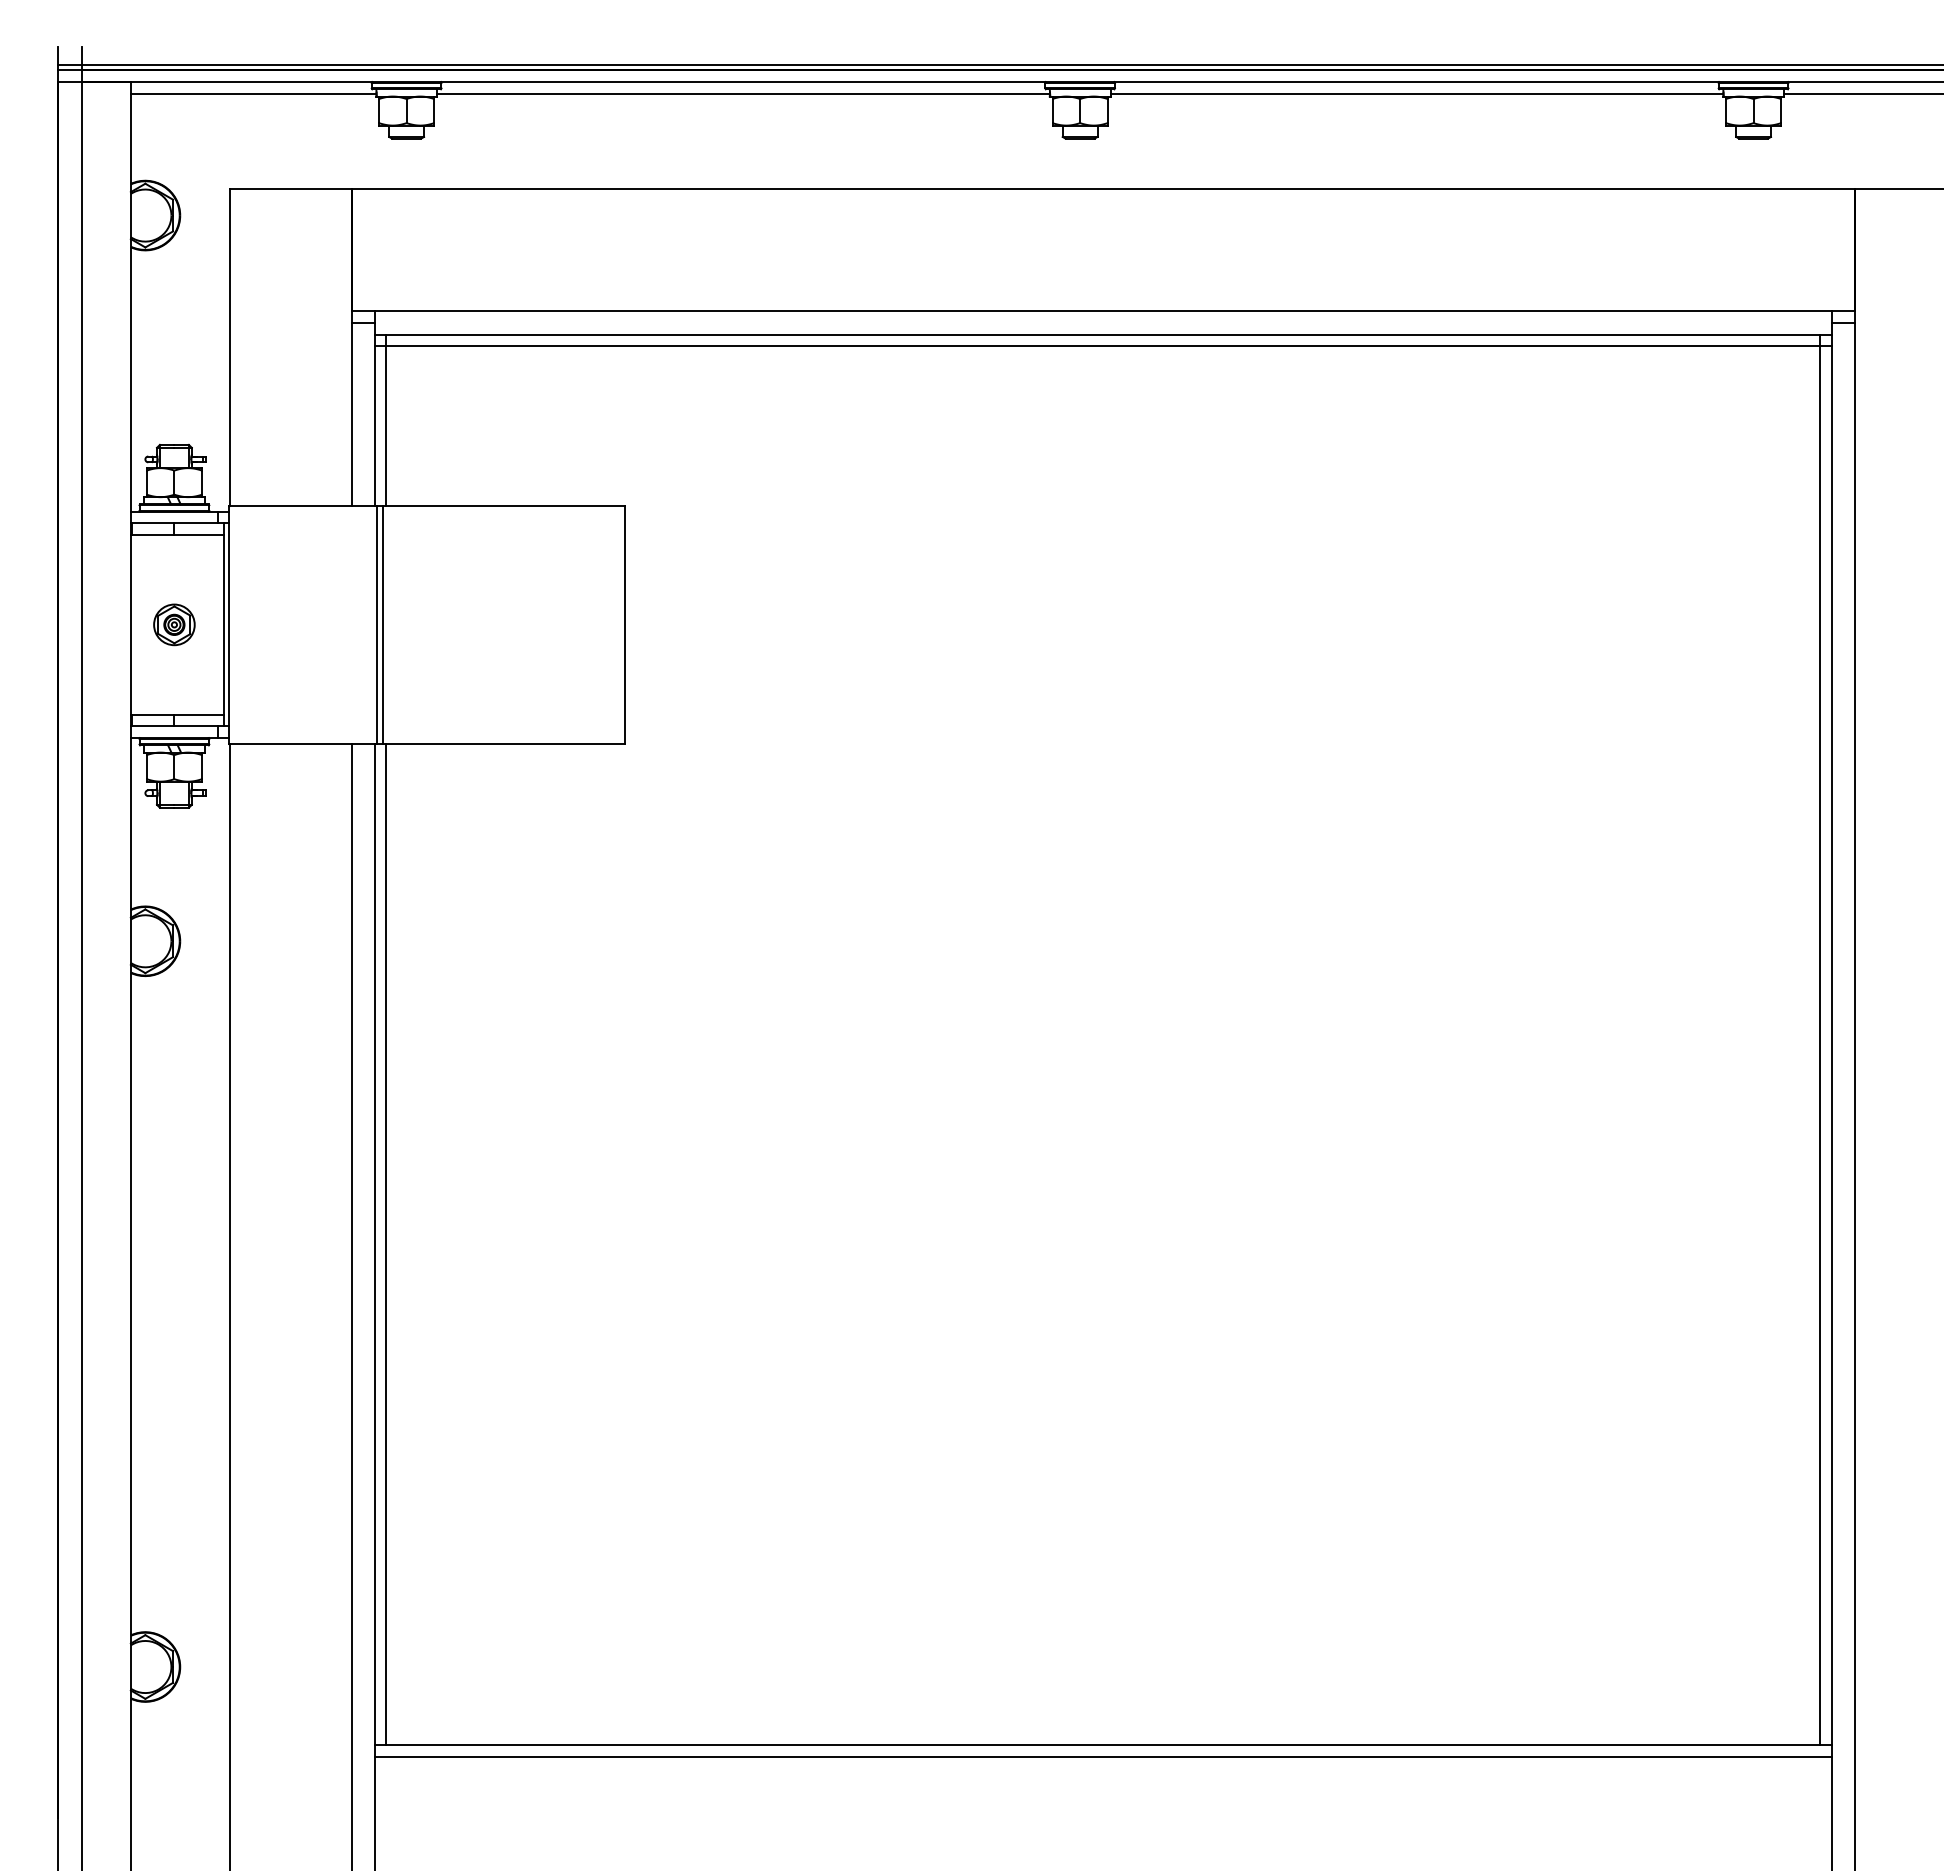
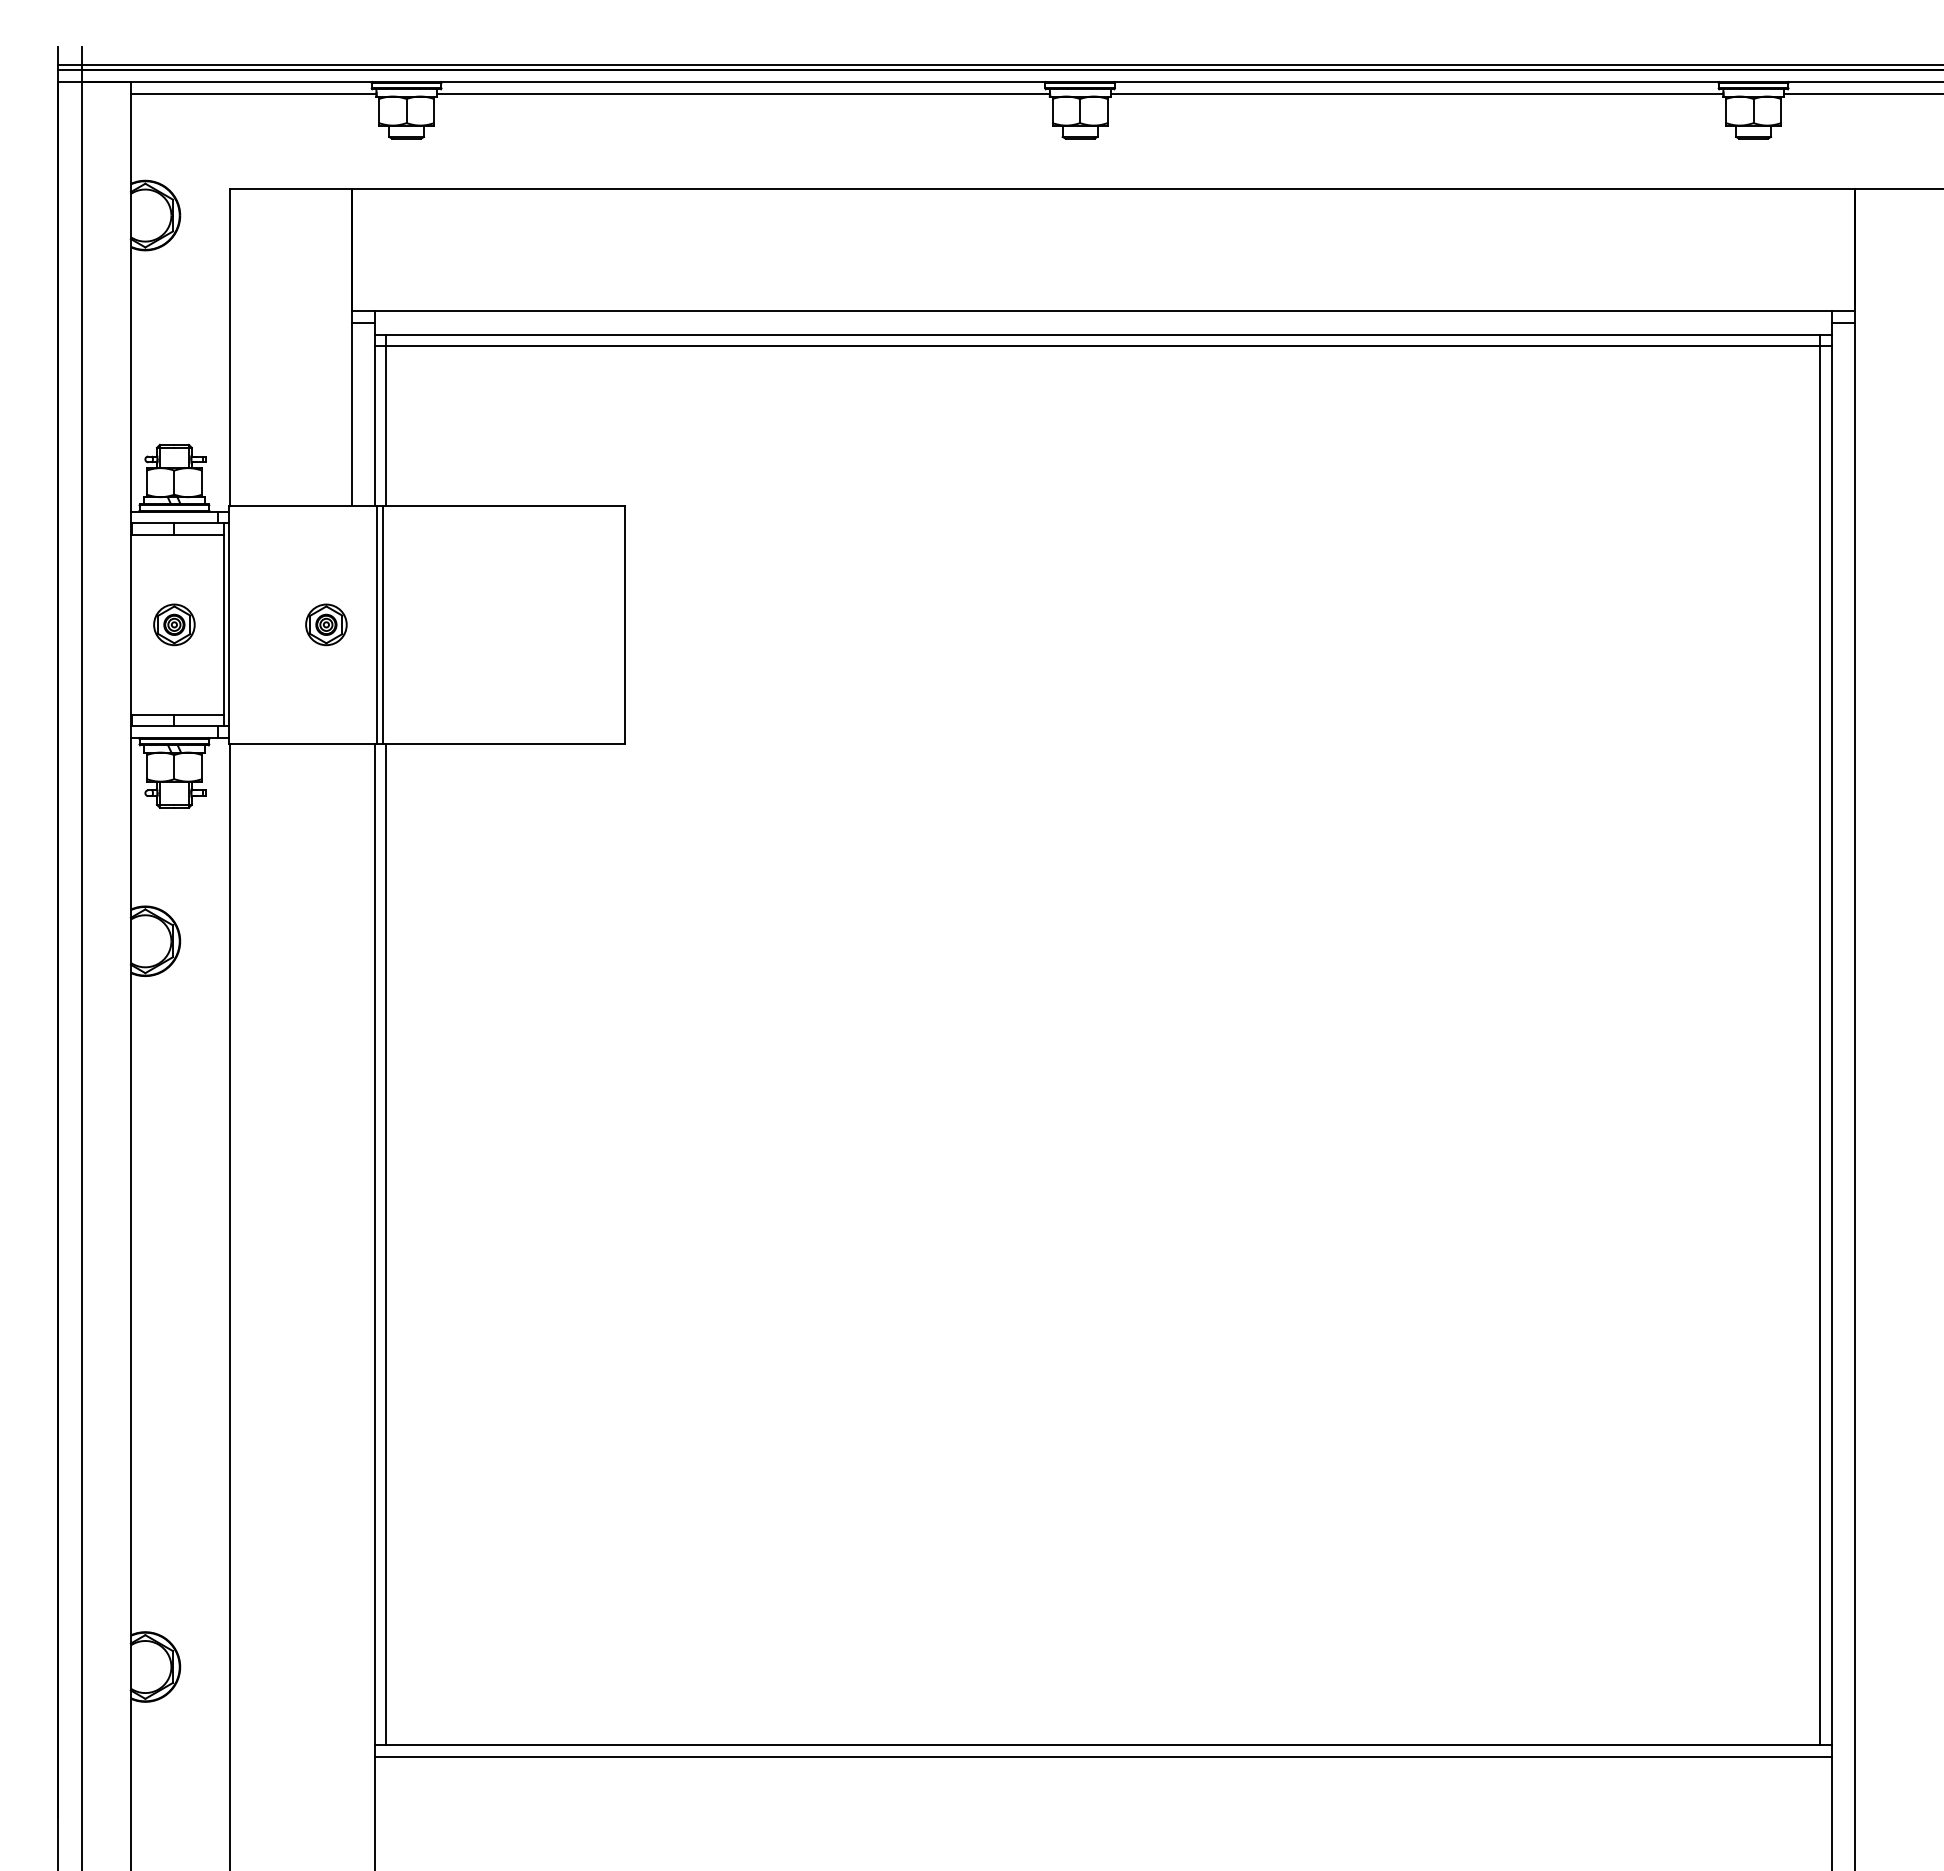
part: none -> present (326, 624)
line: present -> none (351, 1305)
